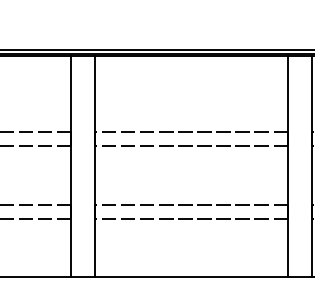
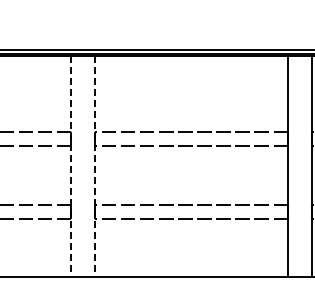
line: solid -> dashed (71, 166)
line: solid -> dashed (95, 166)
